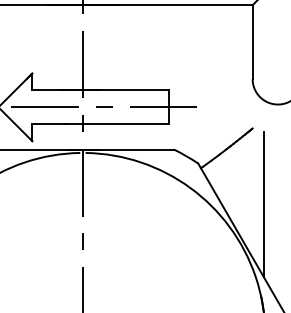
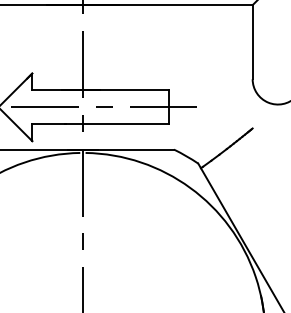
line: present -> none (263, 203)
